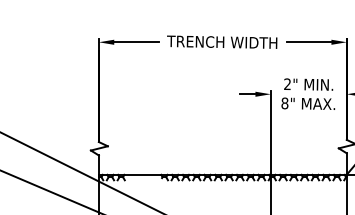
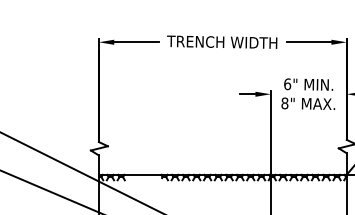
text: 2" -> 6" (287, 84)
